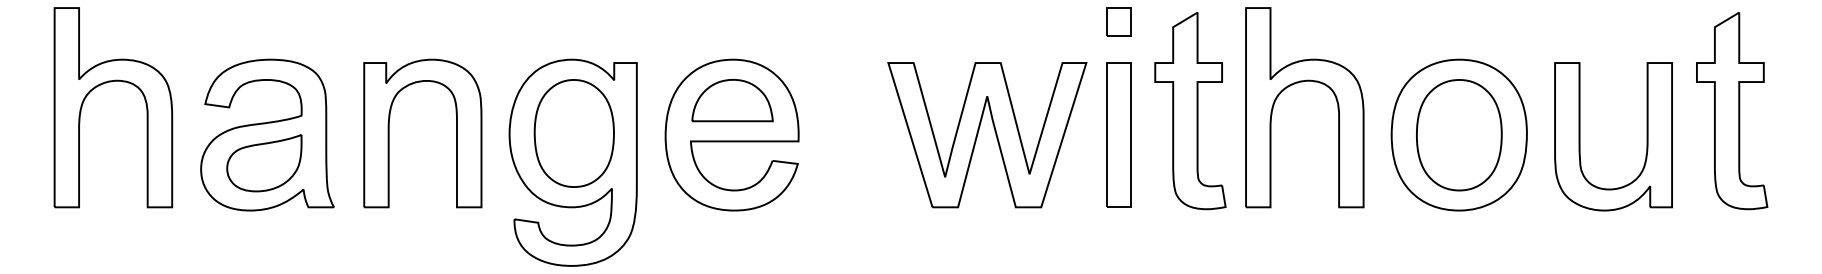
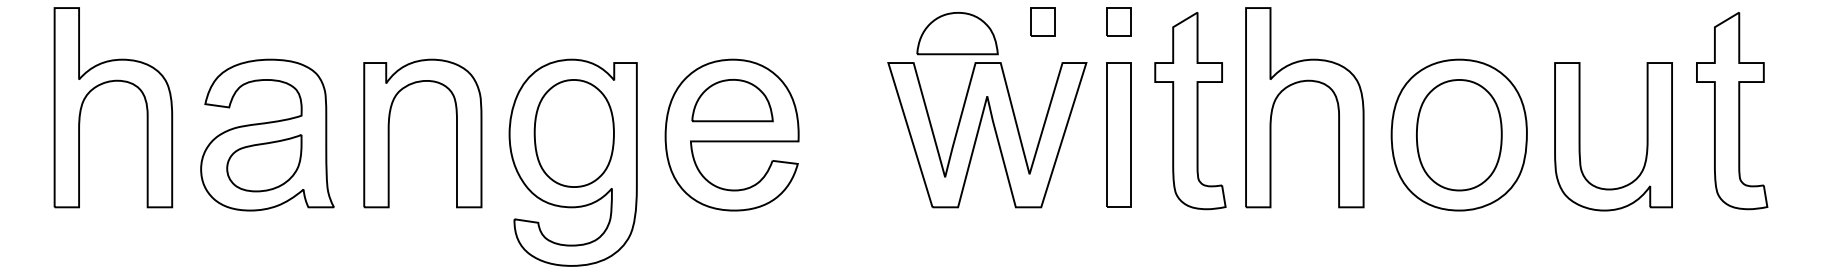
part: none -> present (1042, 21)
part: none -> present (957, 33)
